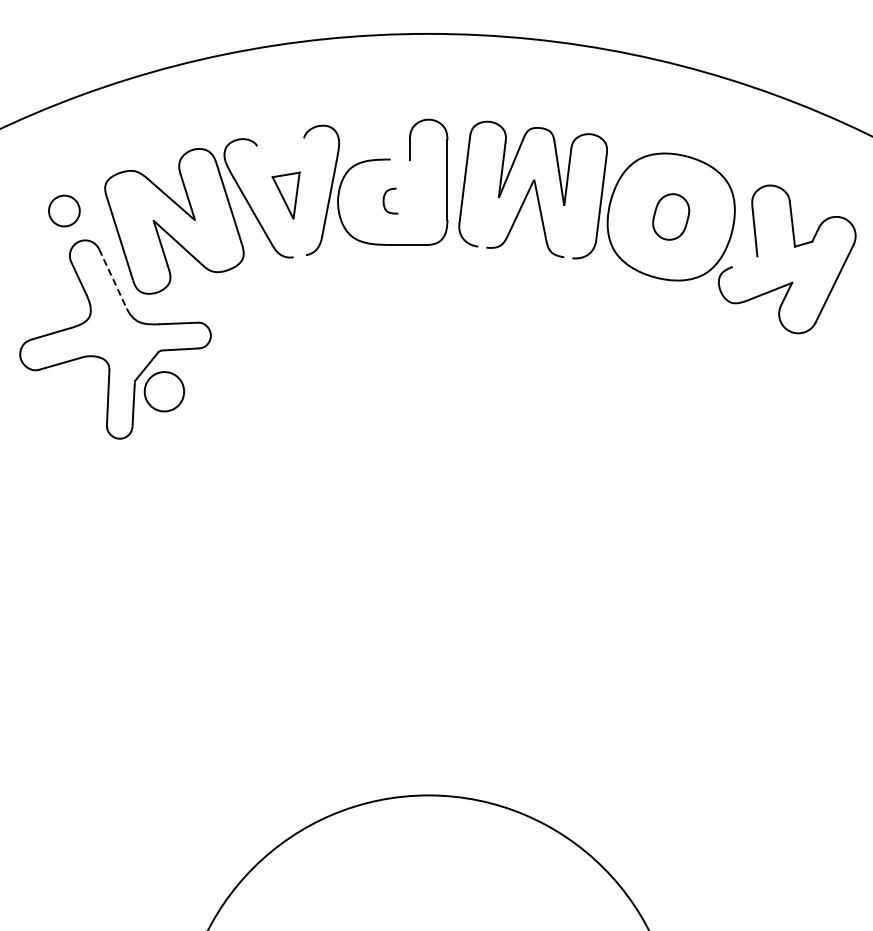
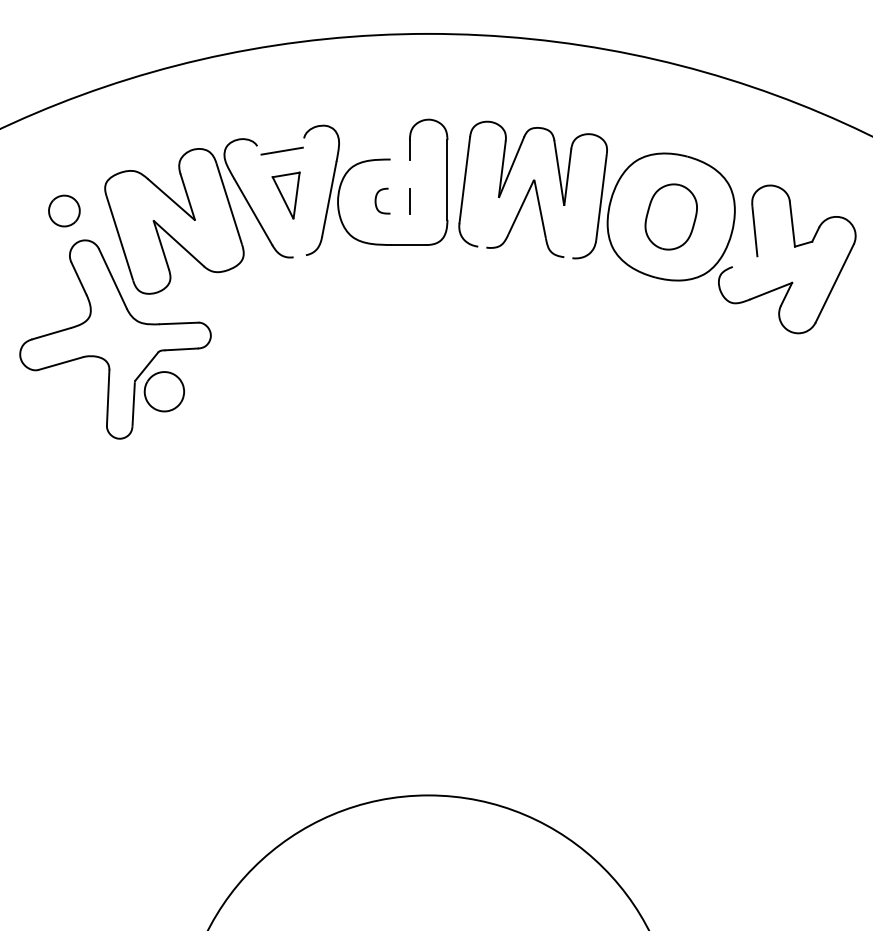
line: none -> present (281, 150)
curve position: (384, 200) -> (376, 200) (376, 200)
line: none -> present (409, 200)
part size: 39x48 px -> 54x68 px (670, 216)
line: dashed -> solid (112, 278)
